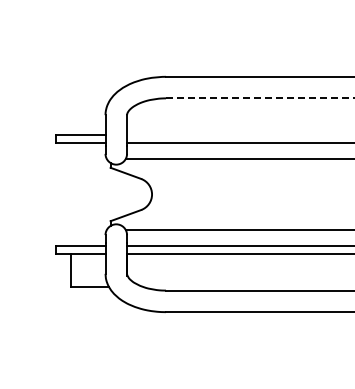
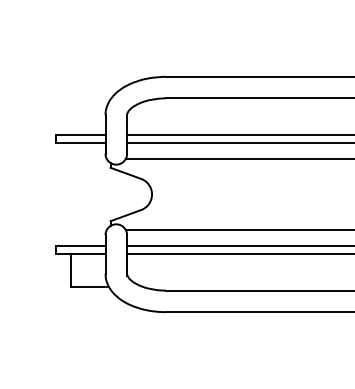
line: dashed -> solid (260, 98)
line: none -> present (239, 134)
